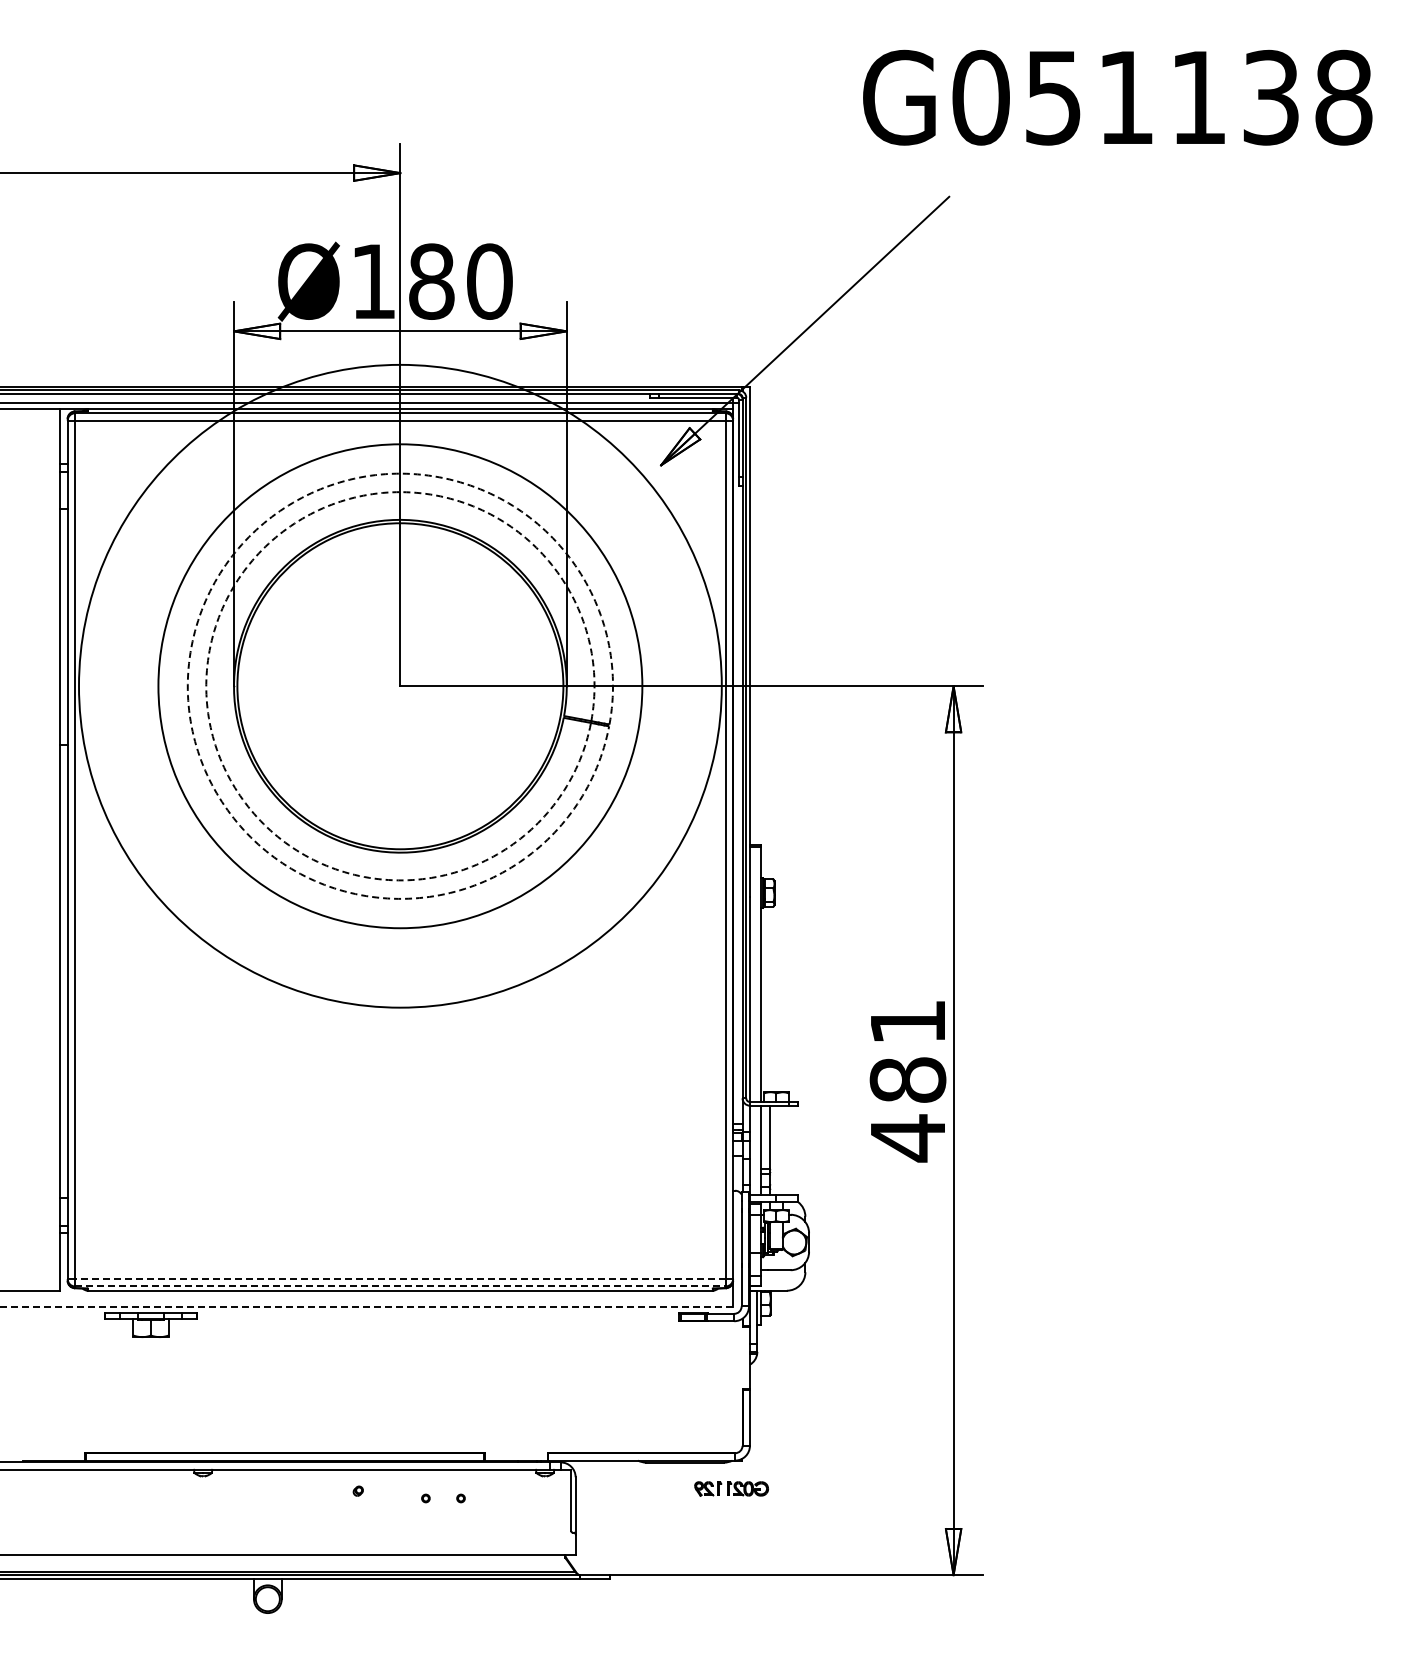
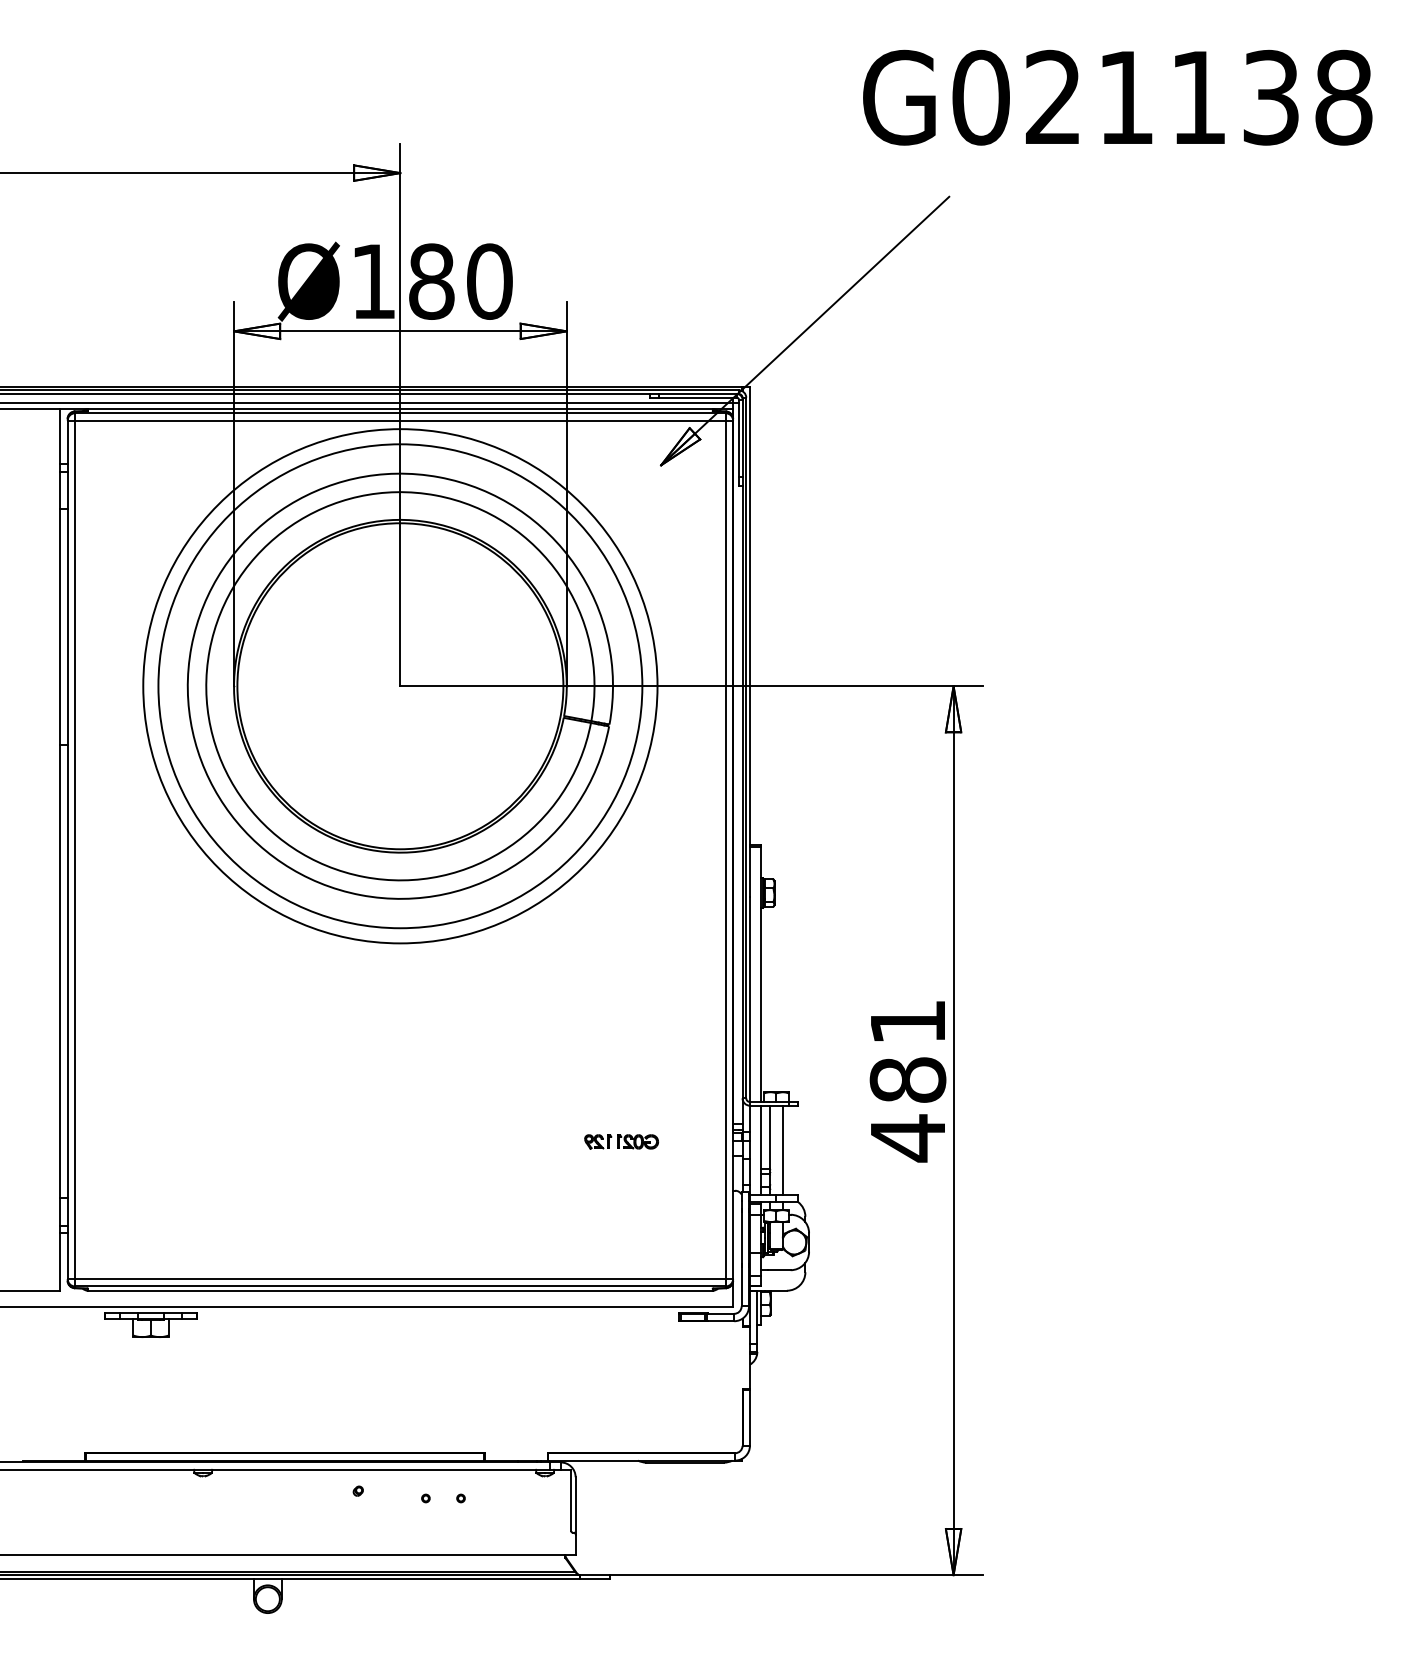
text: G051138 -> G021138 (1053, 97)
arc: dashed -> solid (191, 647)
arc: dashed -> solid (209, 650)
circle diameter: 643 px -> 514 px (400, 686)
line: none -> present (782, 1149)
line: dashed -> solid (399, 1279)
line: dashed -> solid (400, 1286)
line: dashed -> solid (366, 1307)
part position: (731, 1488) -> (621, 1141) (621, 1141)
